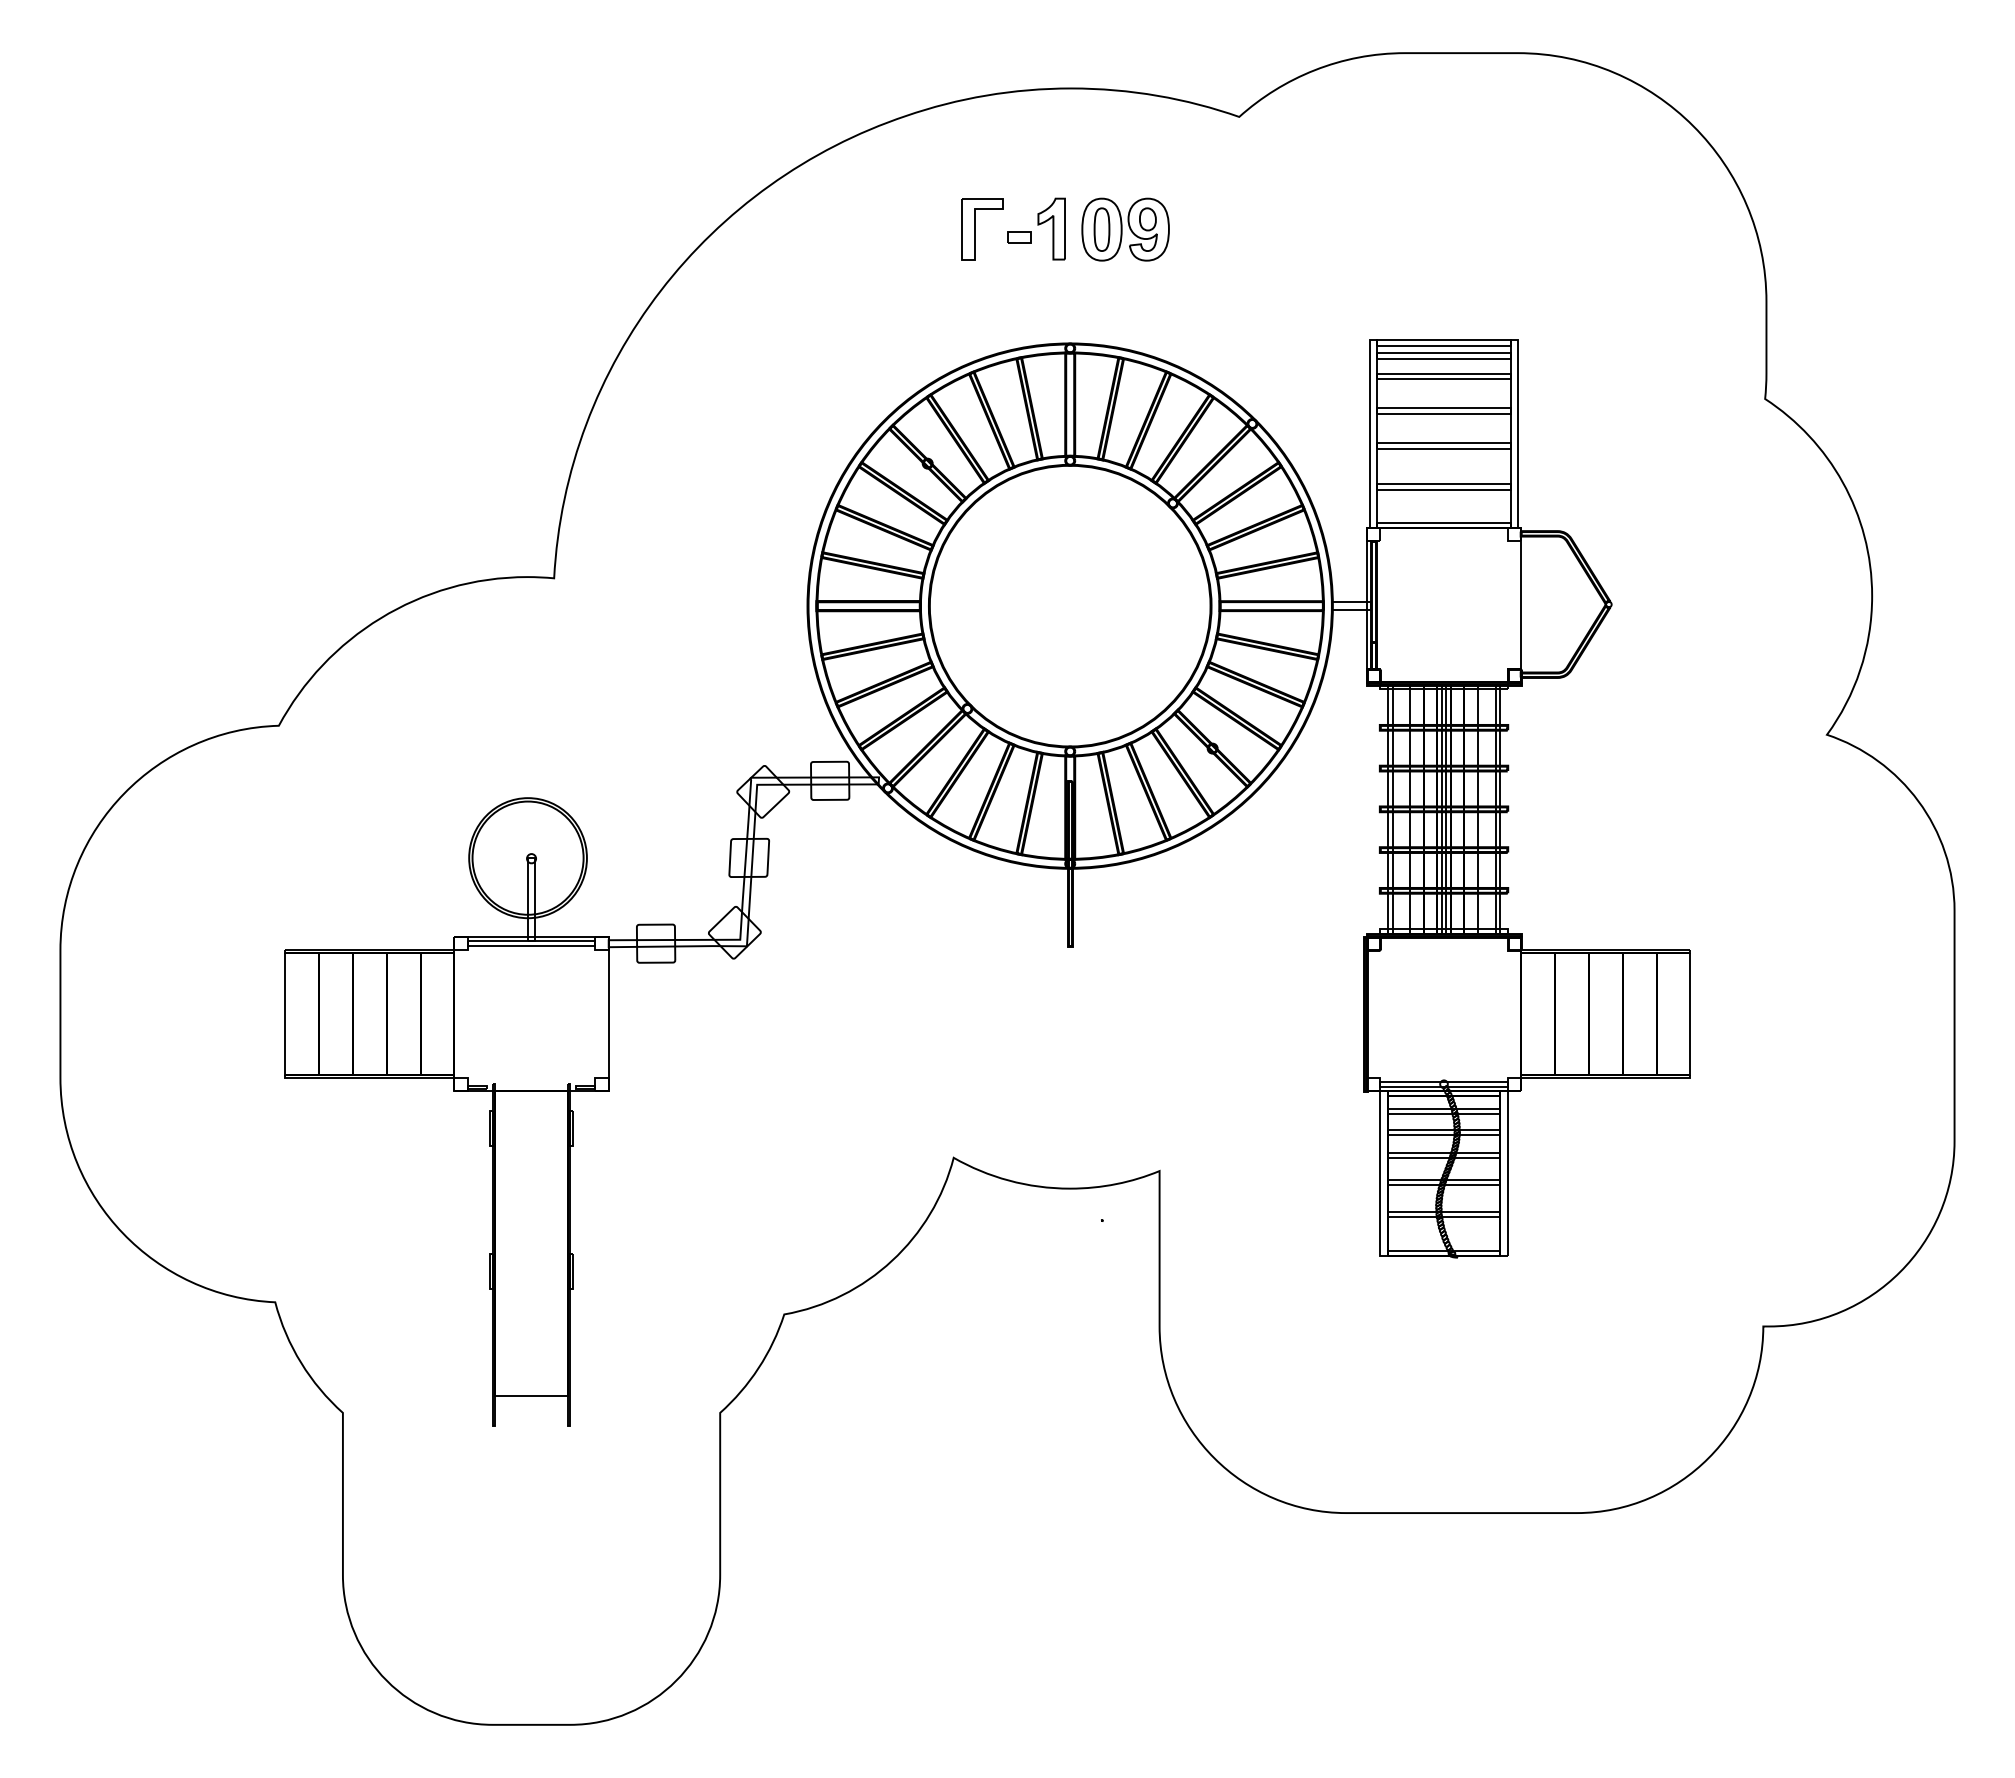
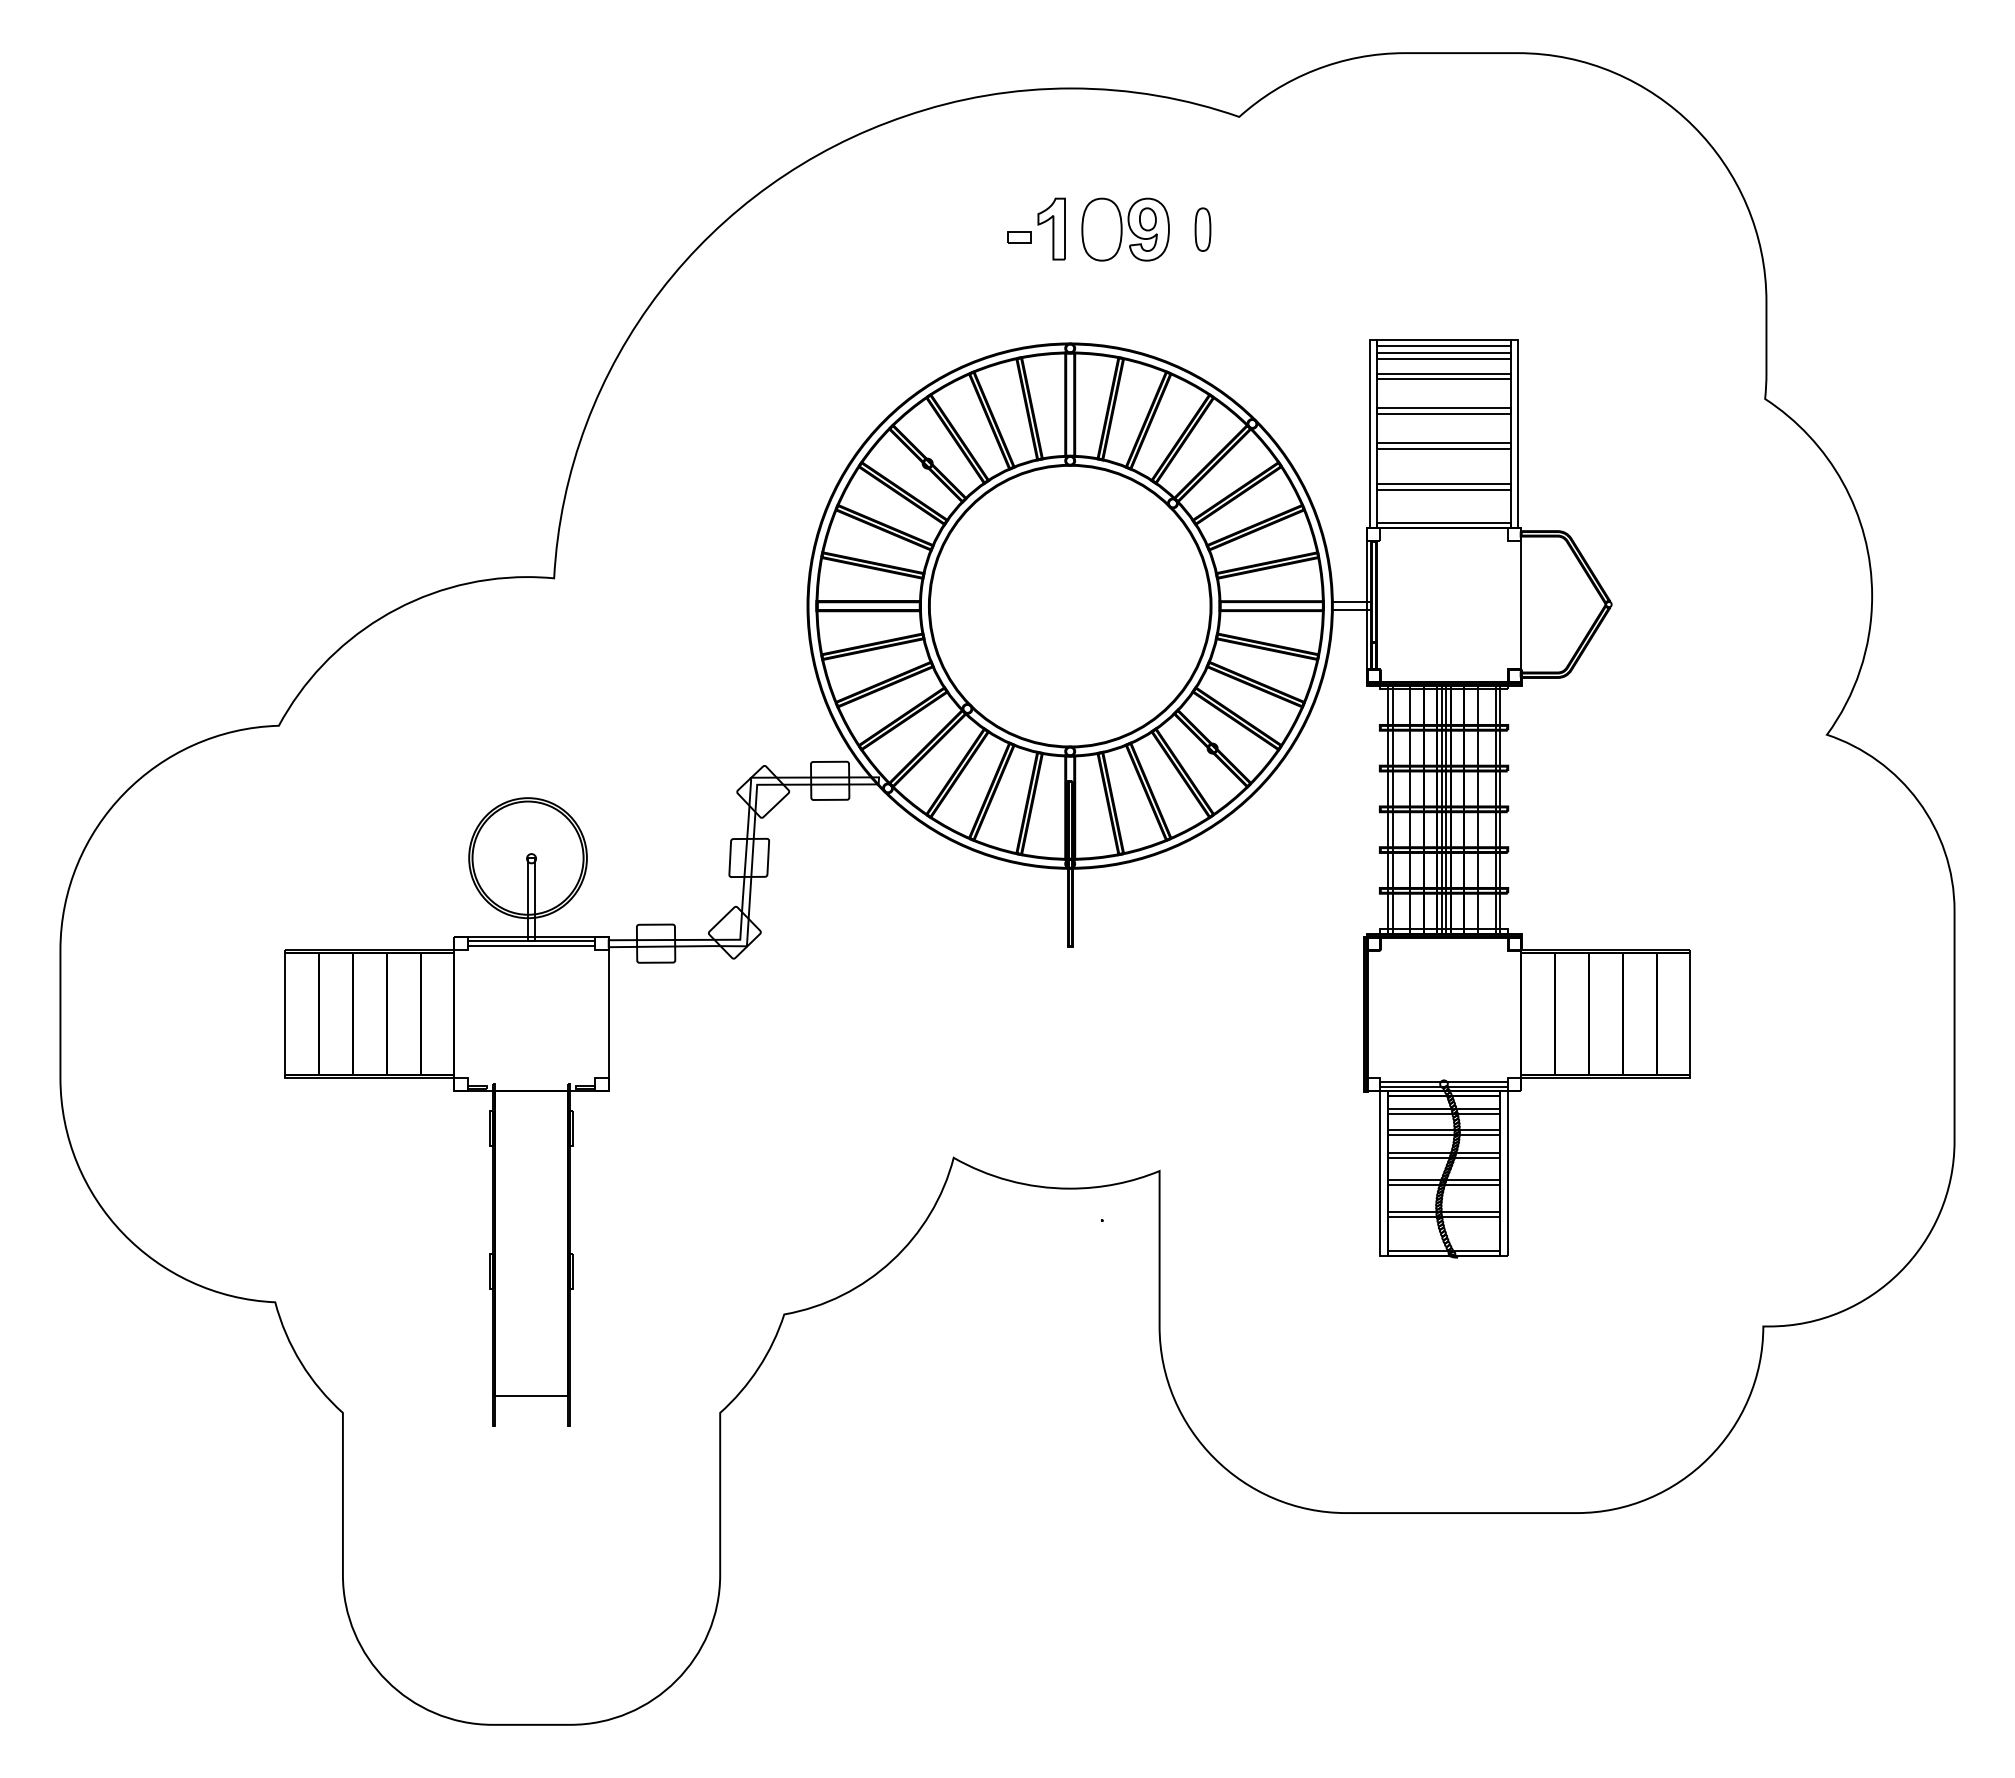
part: present -> none (975, 229)
part position: (1101, 229) -> (1202, 229) (1202, 229)
